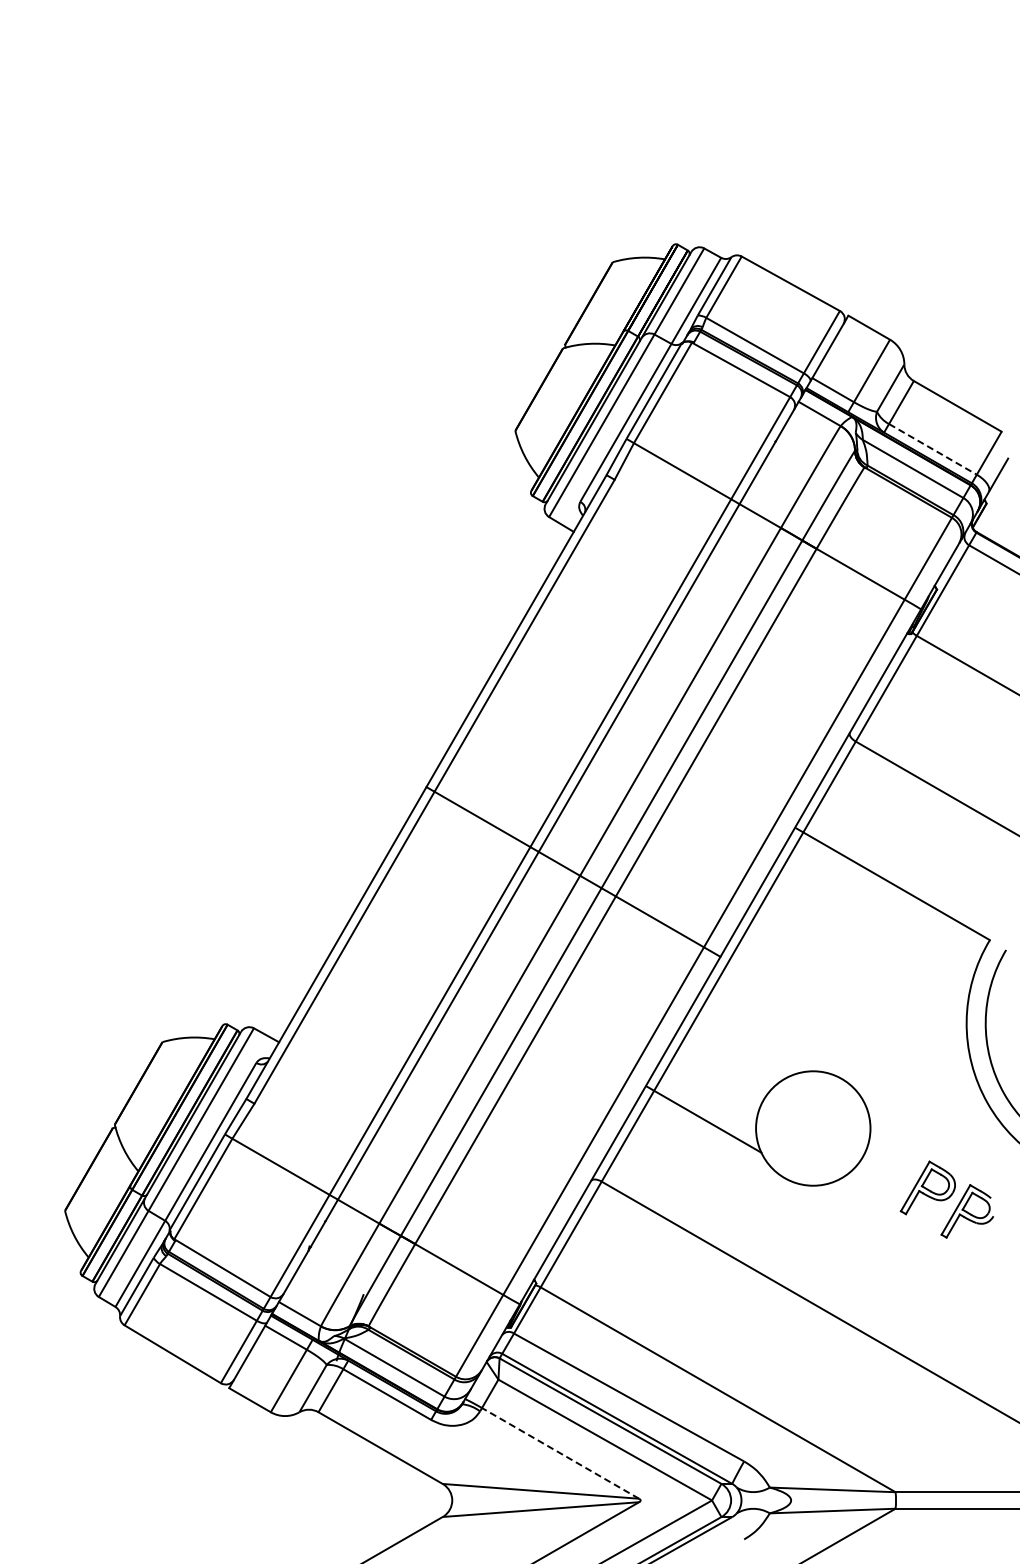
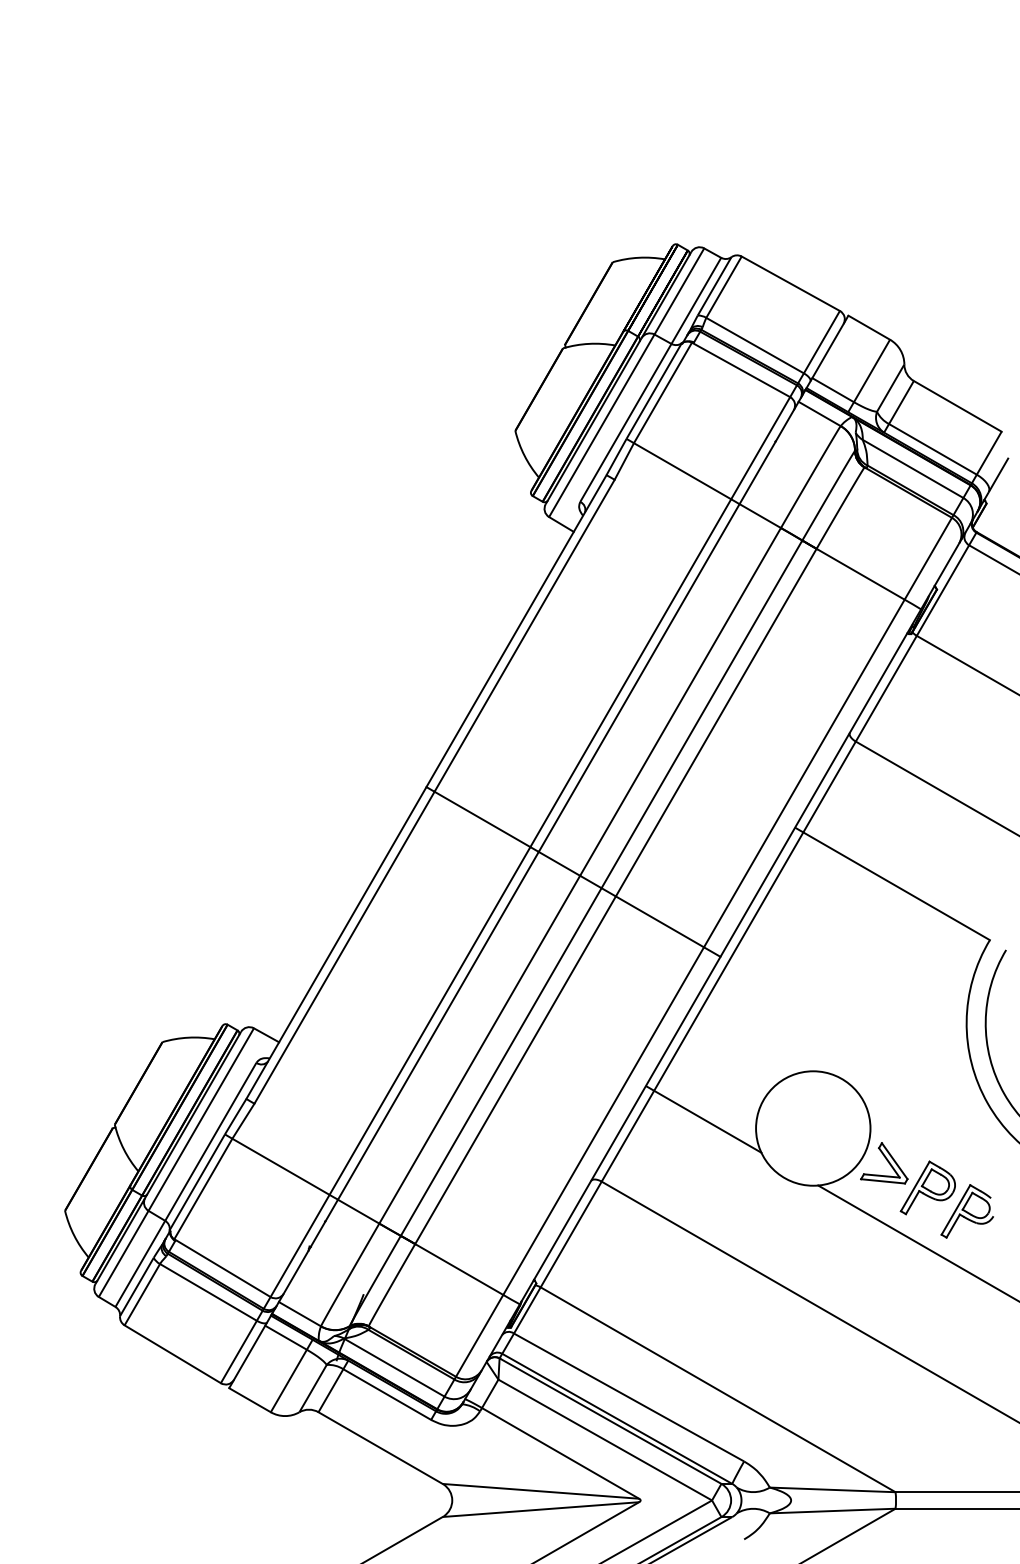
line: dashed -> solid (932, 449)
part: none -> present (884, 1163)
line: none -> present (917, 1242)
line: dashed -> solid (560, 1453)
